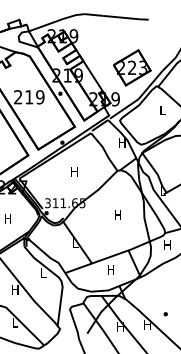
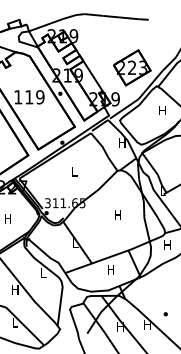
text: 219 -> 119 (18, 97)
text: L -> H (162, 110)
text: H -> L (74, 171)
